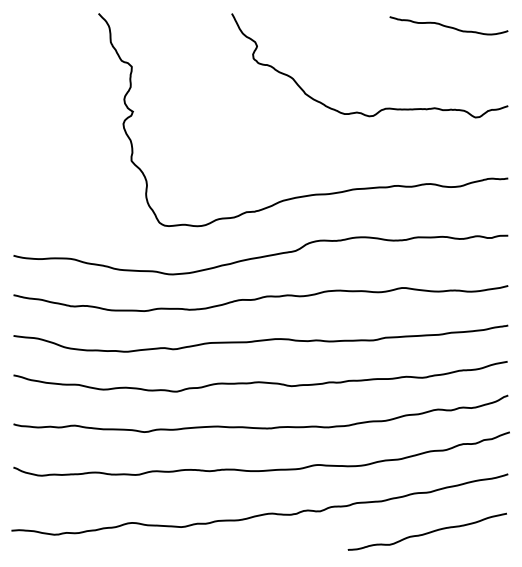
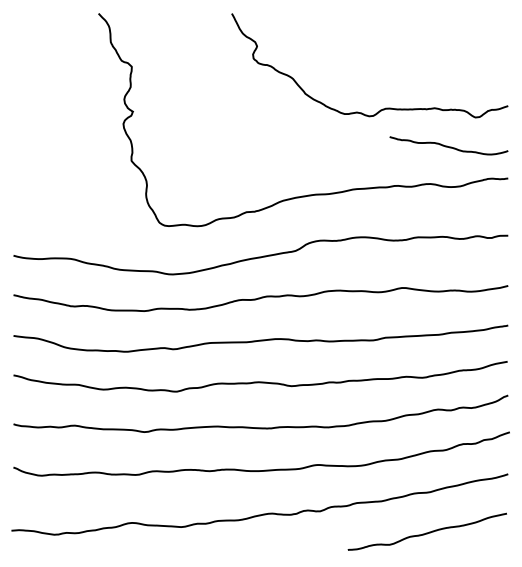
curve position: (447, 25) -> (447, 145) (447, 145)
